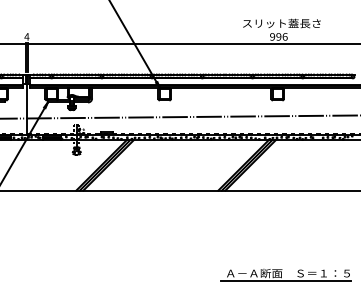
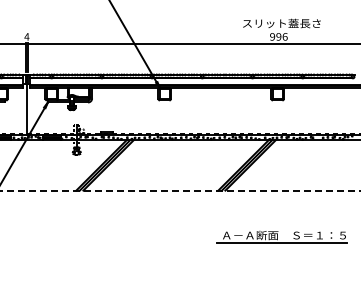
line: present -> none (179, 116)
line: solid -> dashed (180, 190)
part position: (285, 274) -> (281, 236) (281, 236)
